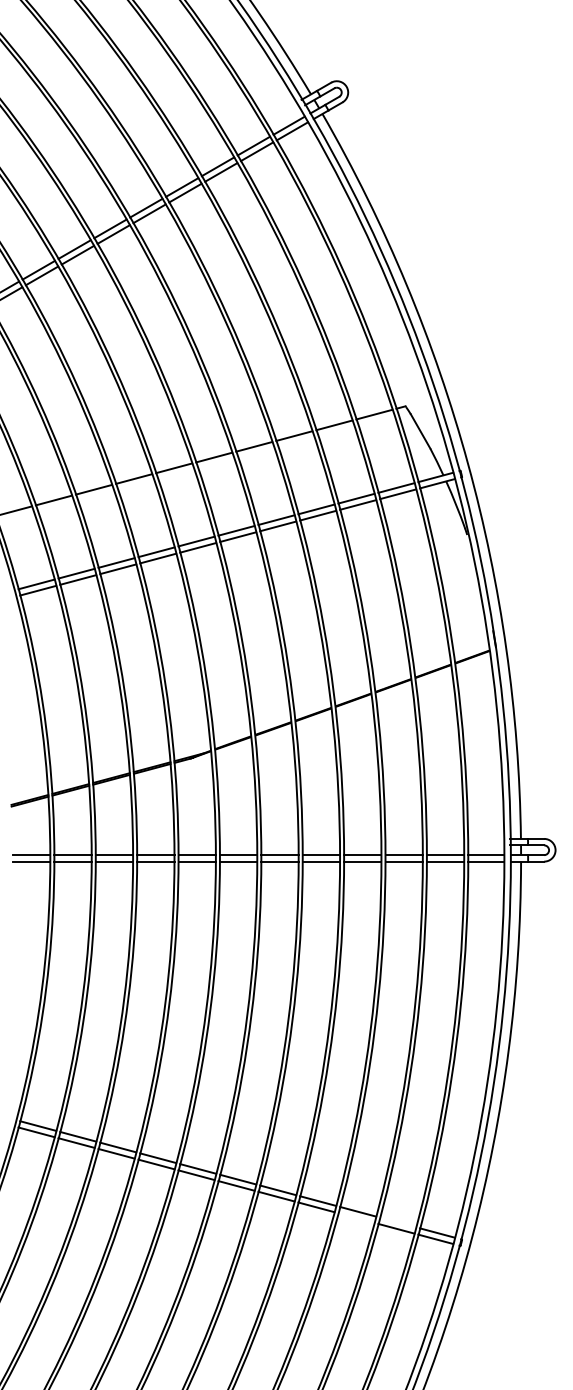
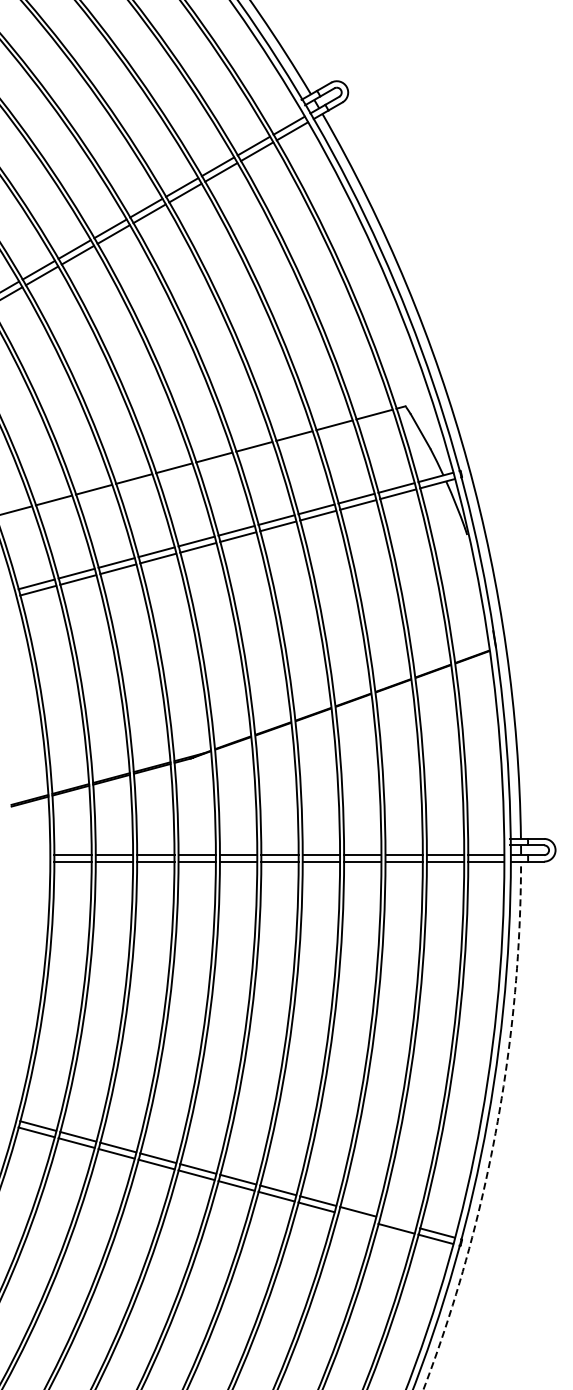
line: present -> none (31, 855)
line: present -> none (31, 861)
arc: solid -> dashed (495, 1130)
